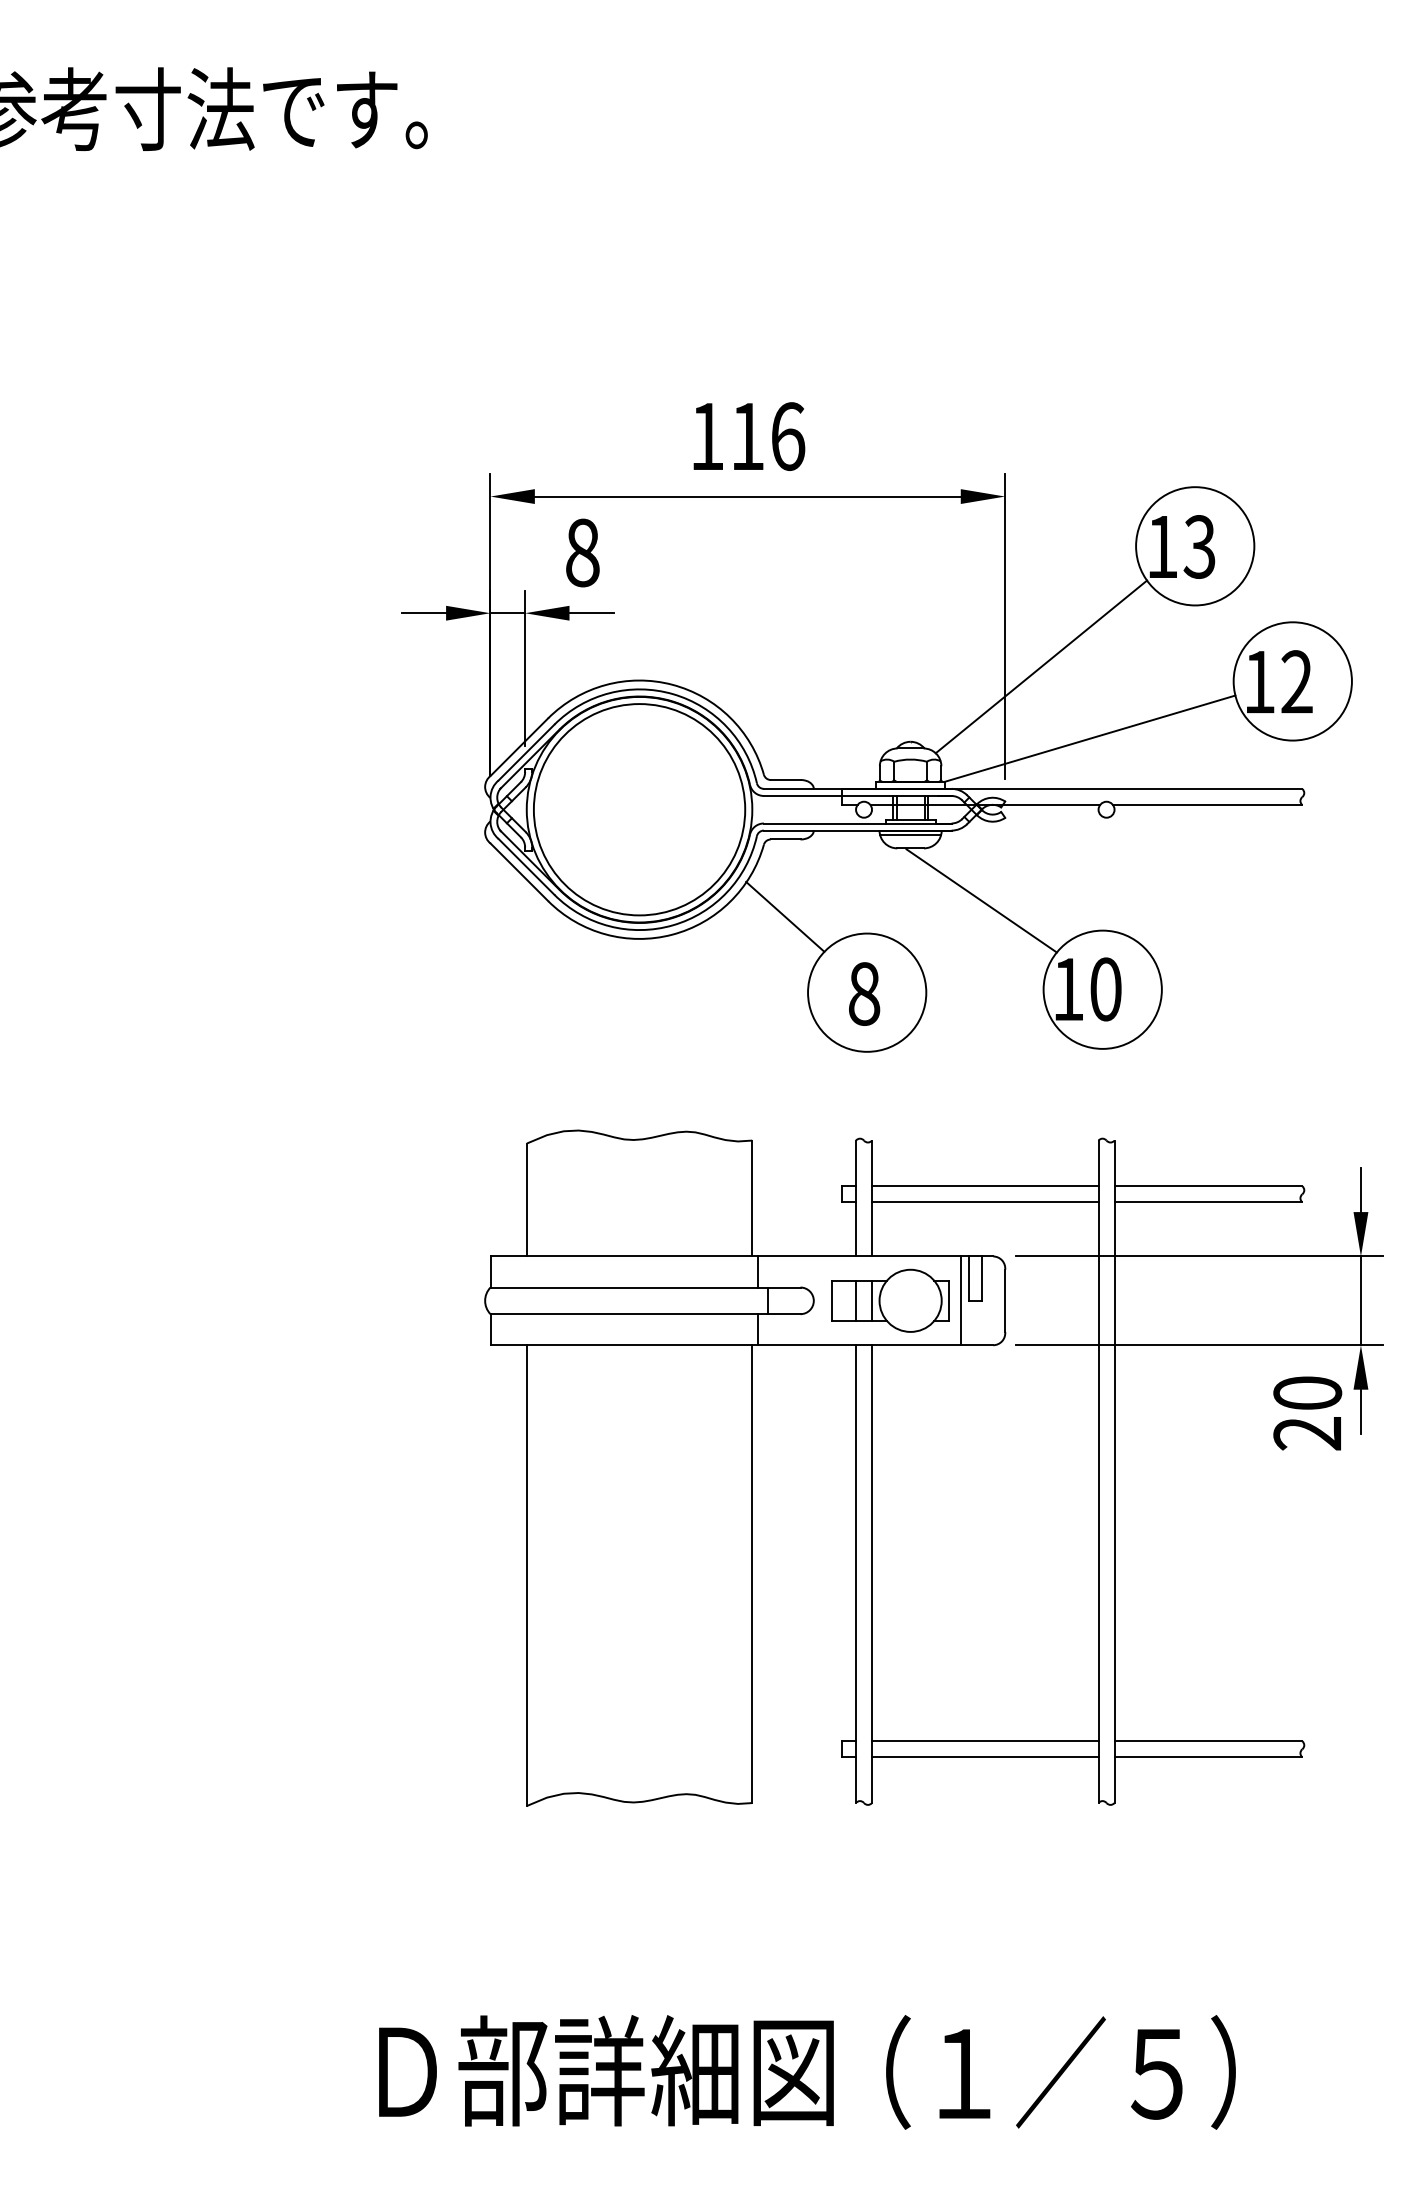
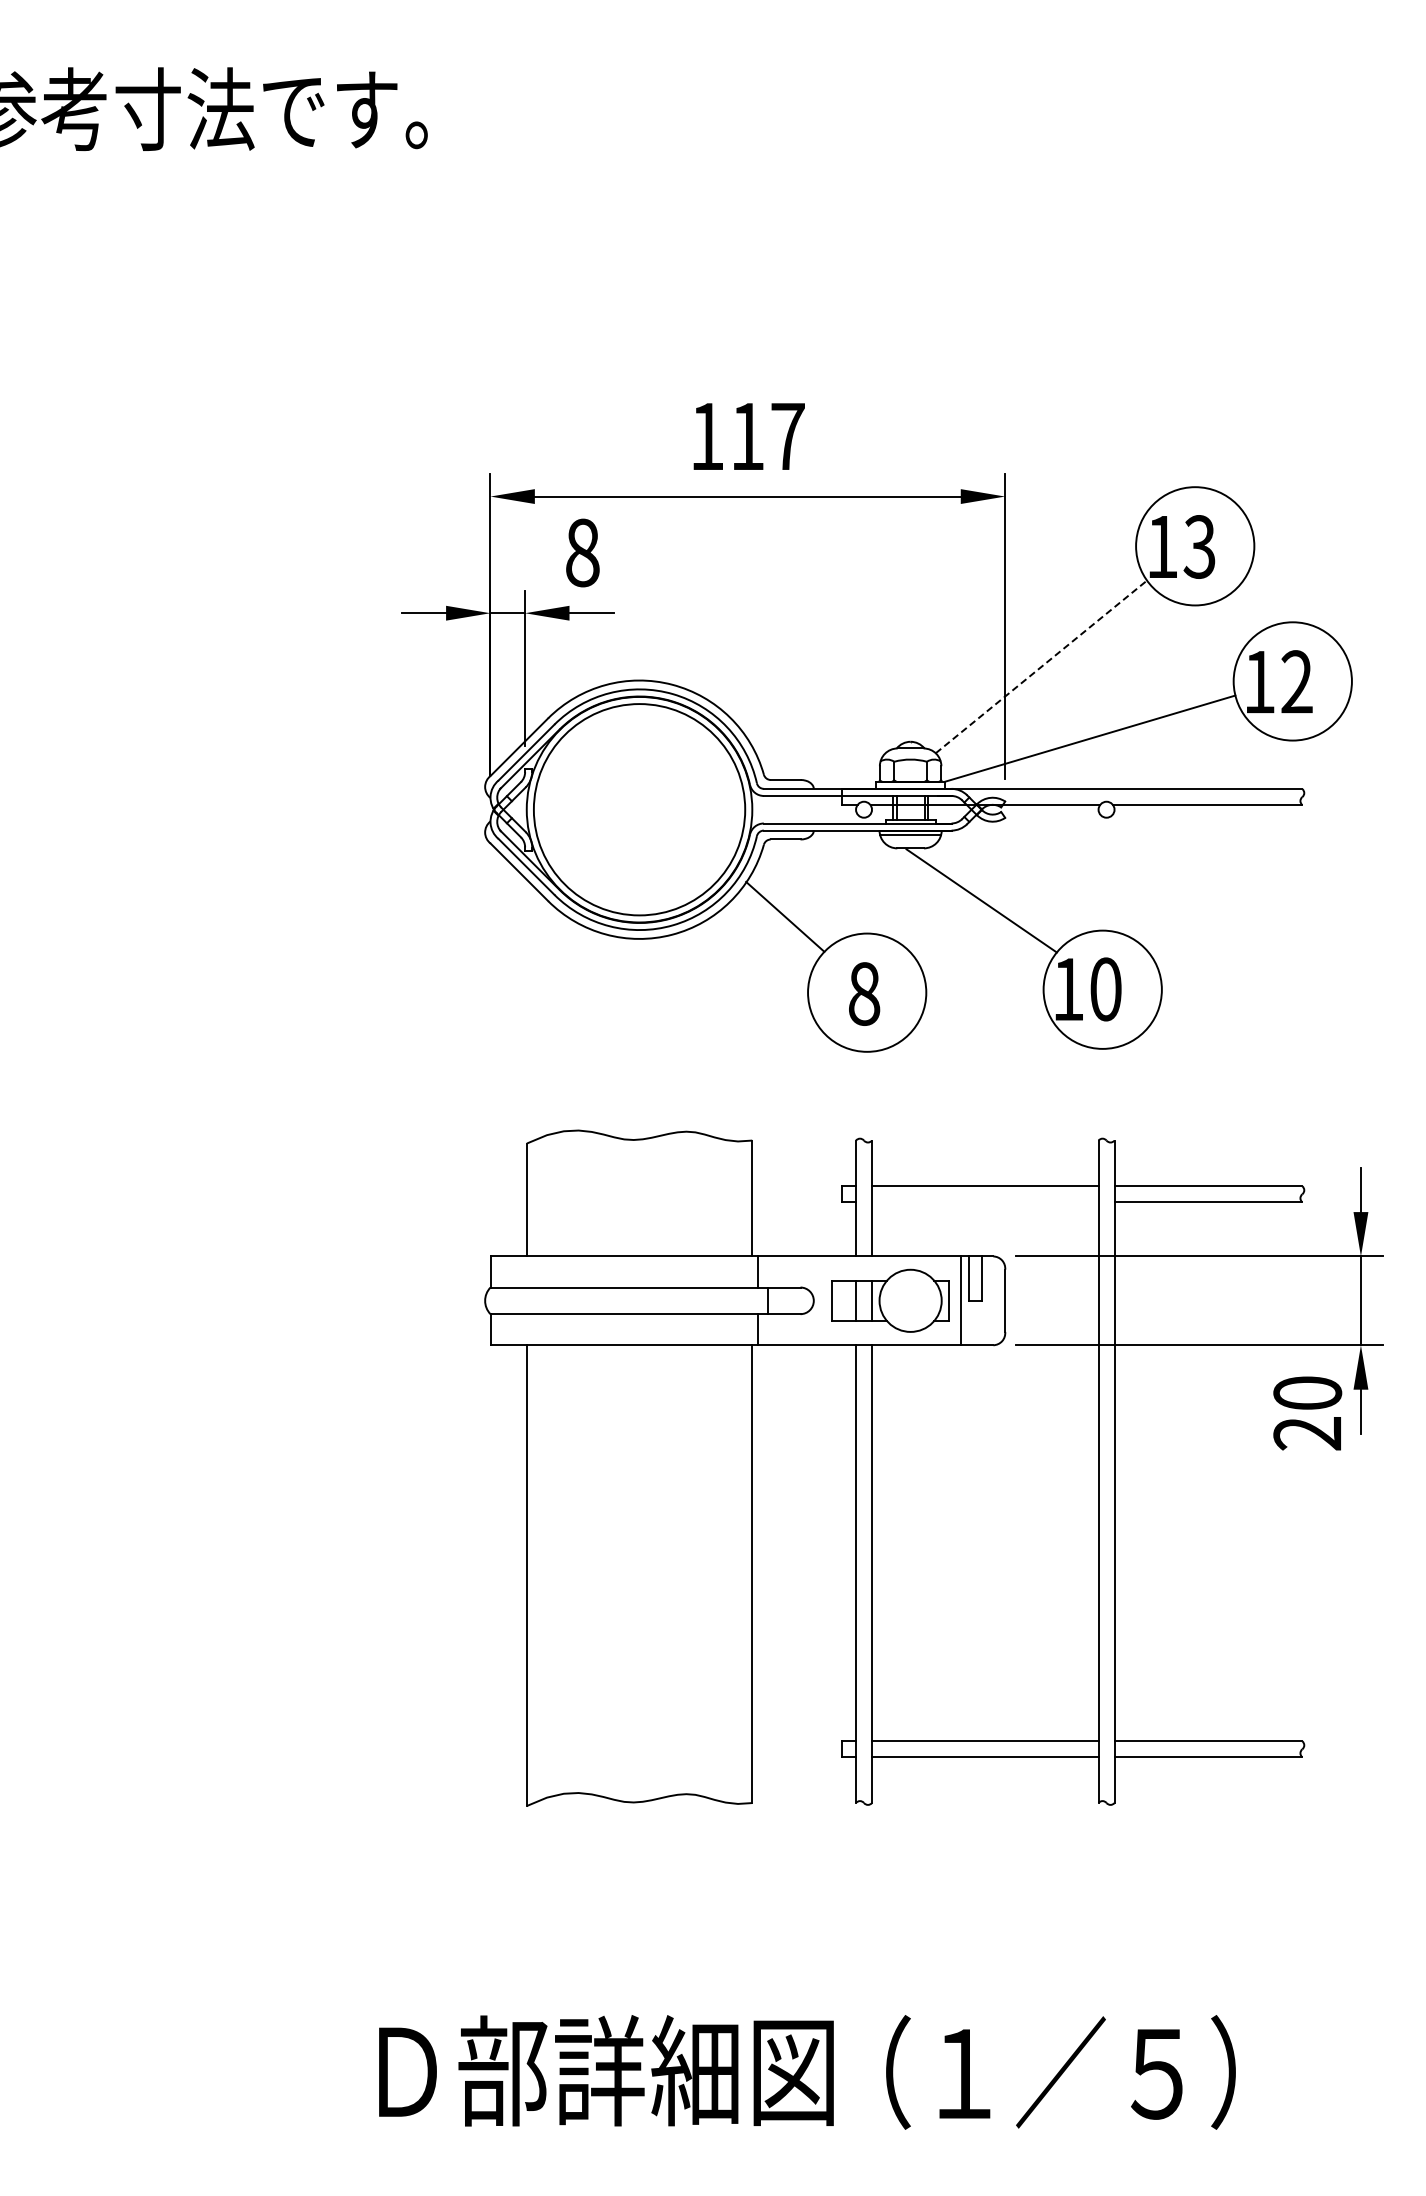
text: 116 -> 117 (788, 436)
line: solid -> dashed (1041, 666)
line: present -> none (985, 1202)
